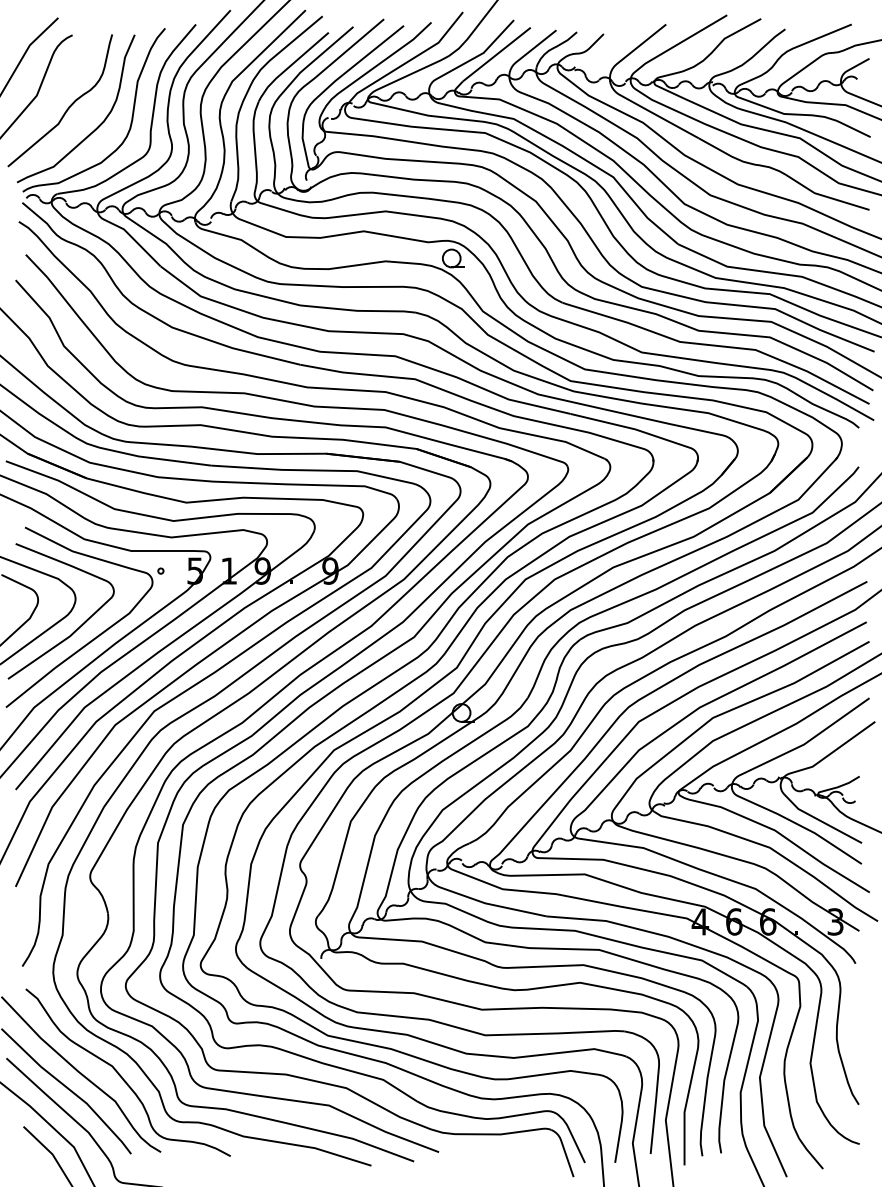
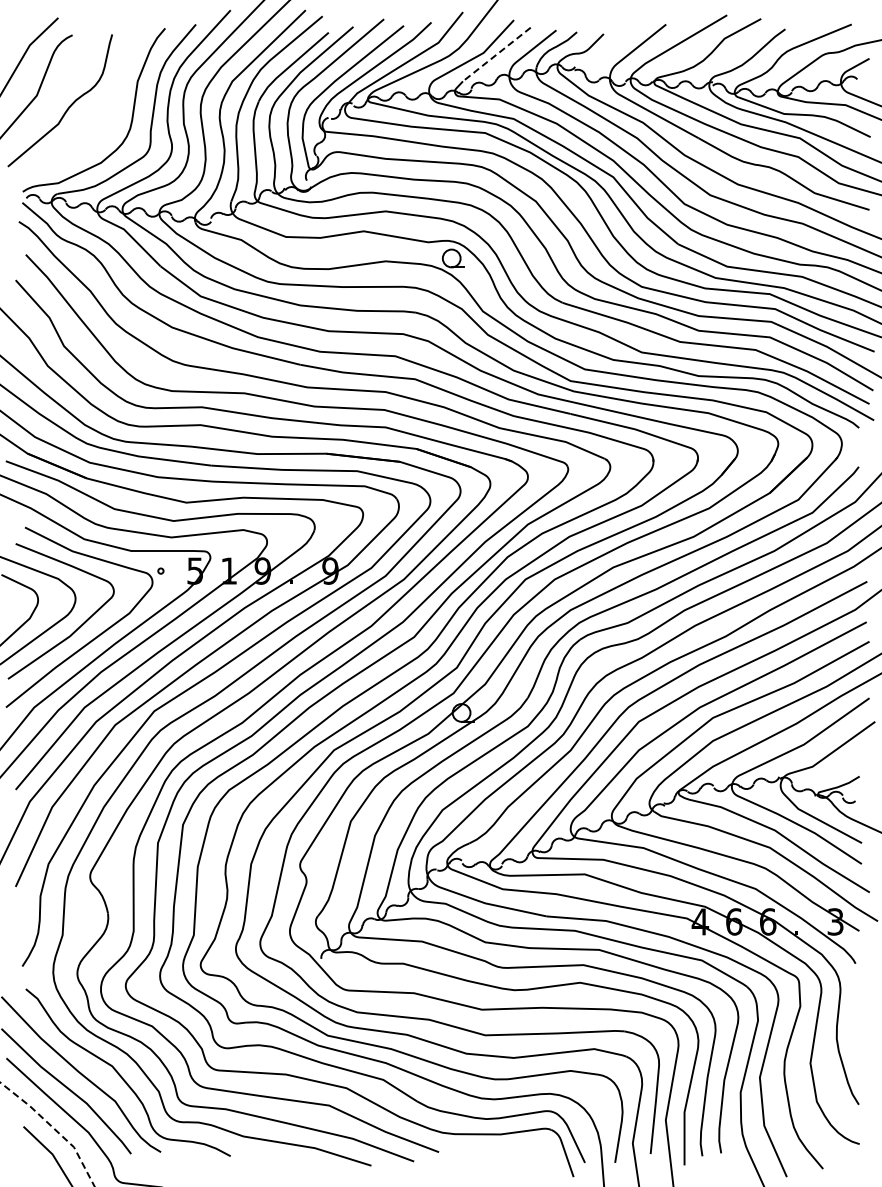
line: solid -> dashed (496, 54)
curve: present -> none (95, 128)
line: solid -> dashed (54, 1129)
